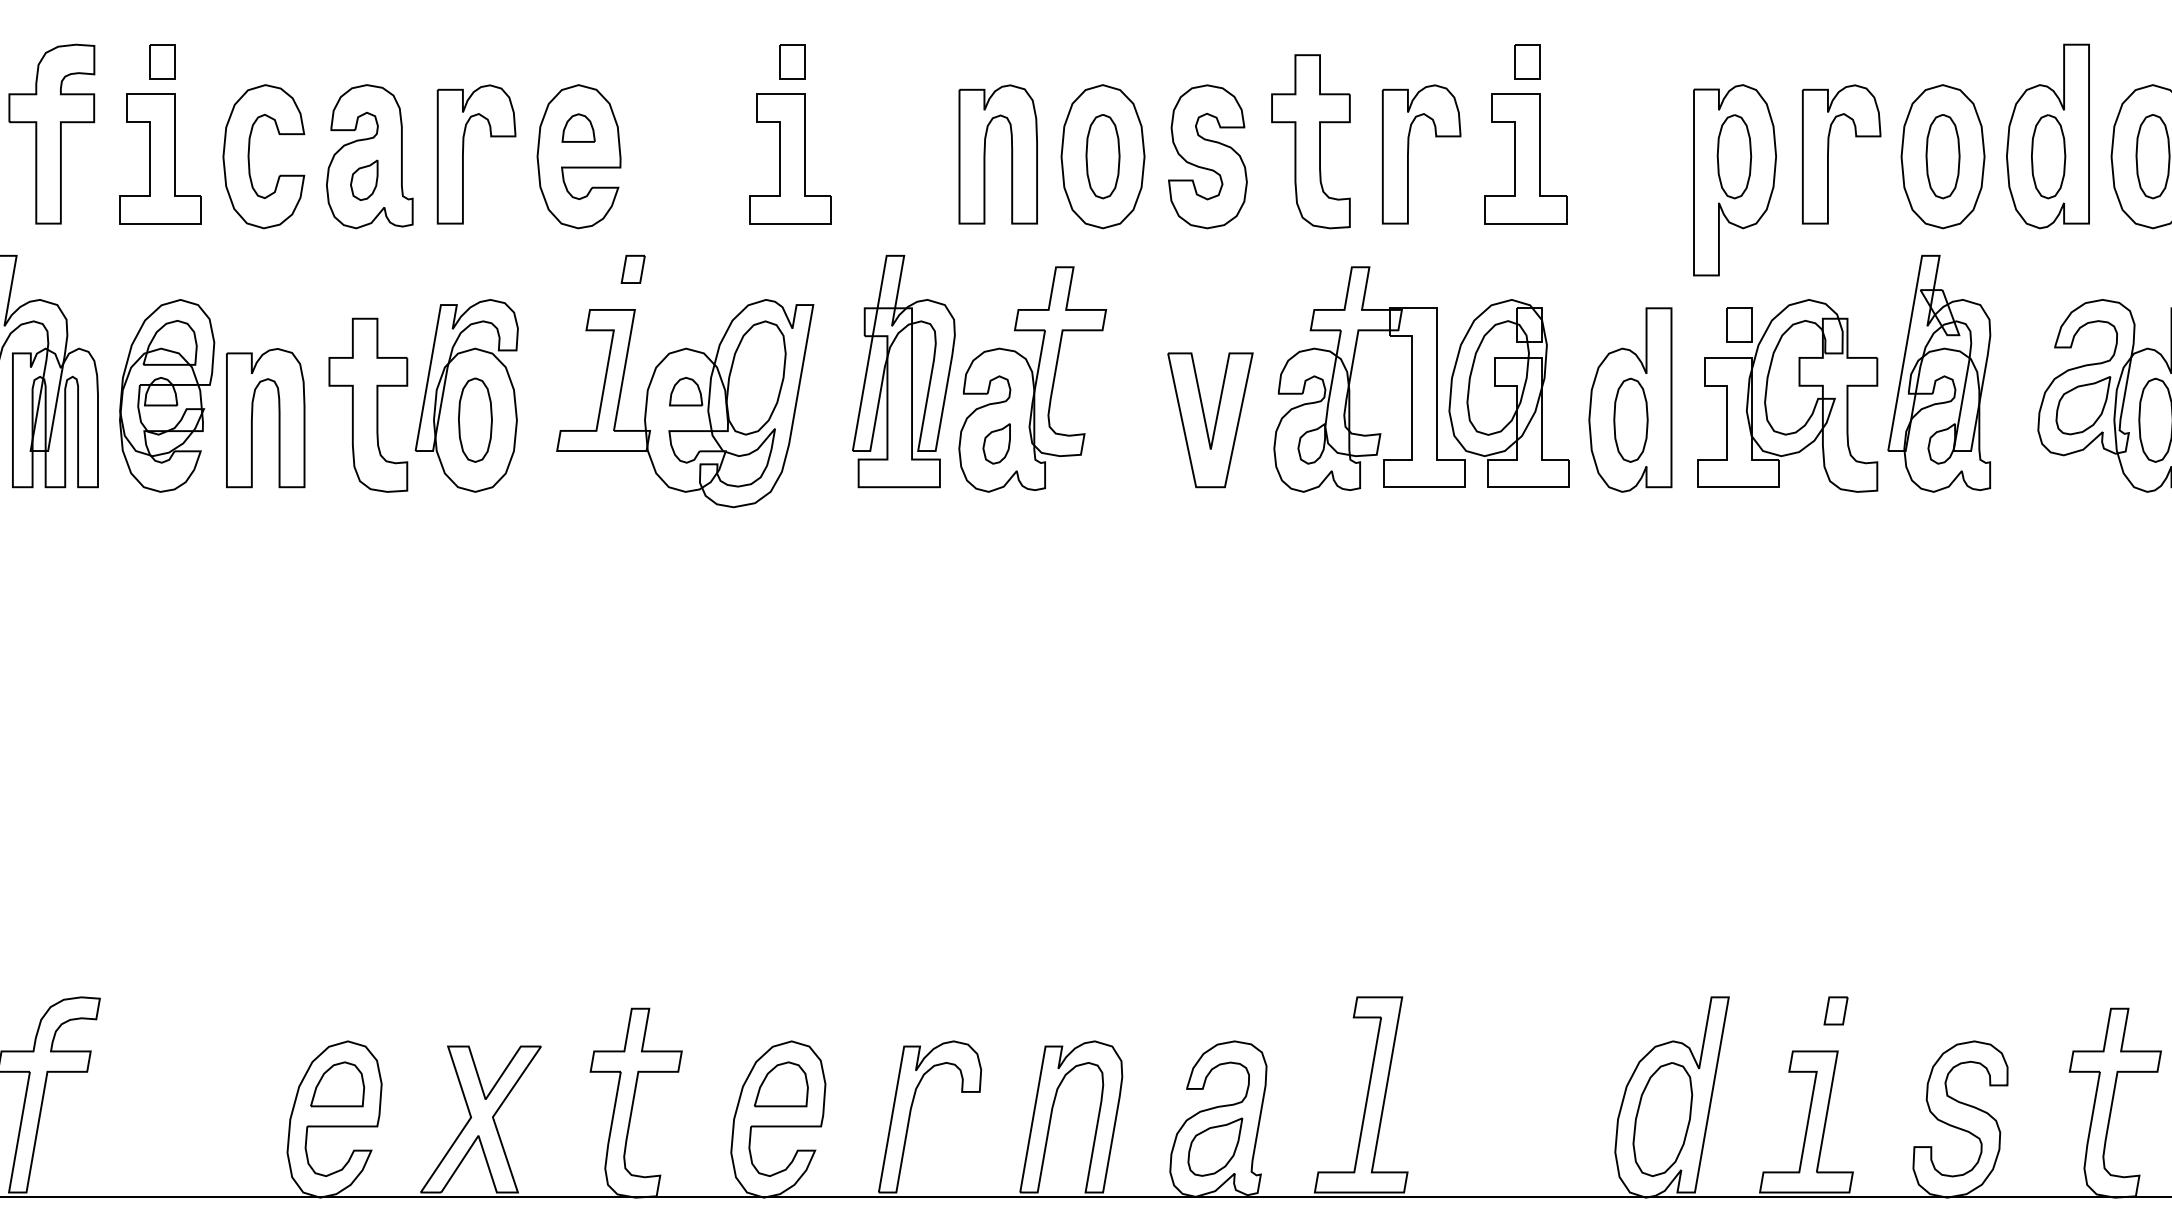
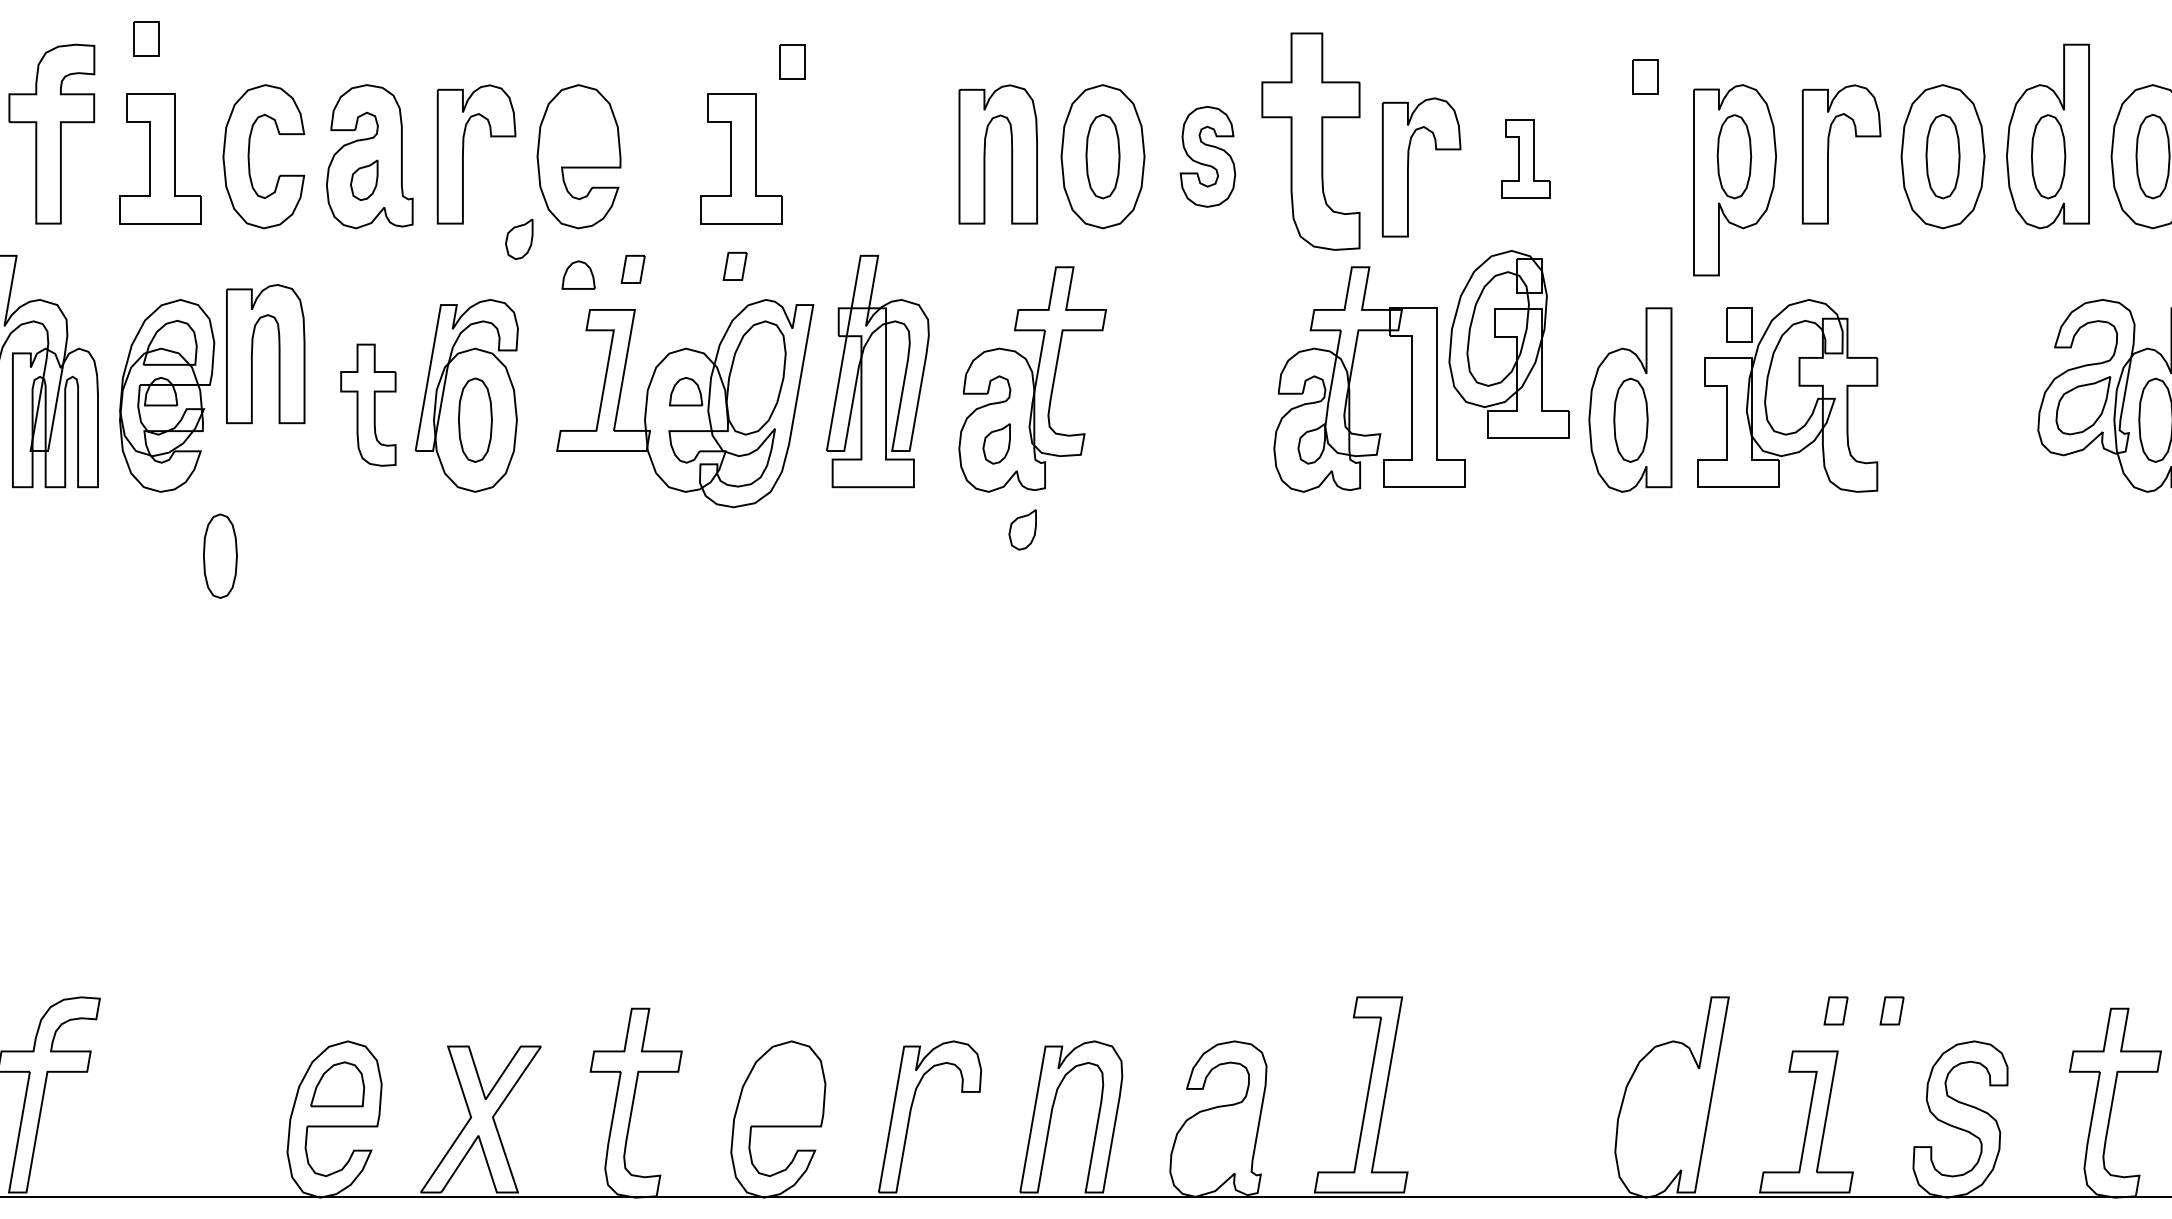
part position: (162, 61) -> (146, 38) (146, 38)
part position: (1527, 61) -> (1645, 76) (1645, 76)
part position: (578, 127) -> (578, 274) (578, 274)
part size: 80x176 px -> 100x219 px (1310, 141)
part position: (1408, 154) -> (1408, 167) (1408, 167)
part size: 80x146 px -> 58x102 px (1207, 156)
part position: (790, 158) -> (741, 158) (741, 158)
part size: 84x132 px -> 50x80 px (1525, 158)
part: none -> present (519, 238)
part: none -> present (734, 265)
part position: (903, 371) -> (877, 371) (877, 371)
part: present -> none (1939, 373)
part position: (1508, 393) -> (1508, 344) (1508, 344)
part size: 81x176 px -> 57x124 px (368, 404)
part position: (252, 418) -> (252, 354) (252, 354)
part: present -> none (1210, 420)
part: none -> present (1022, 529)
part: none -> present (220, 555)
part: none -> present (1891, 1010)
part: present -> none (781, 1084)
part: present -> none (1662, 1119)
part: present -> none (1215, 1146)
